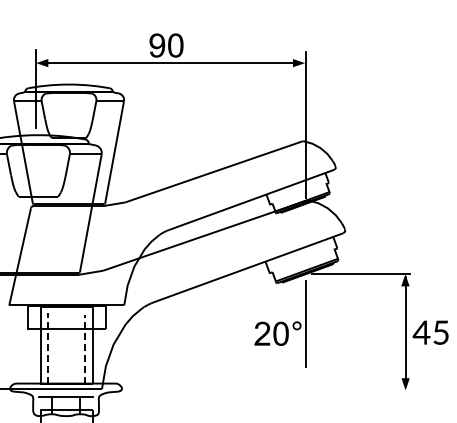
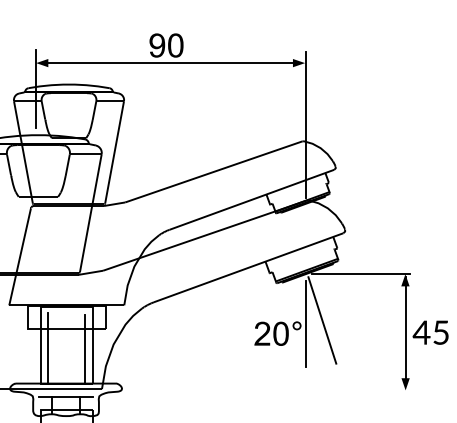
line: none -> present (322, 320)
line: dashed -> solid (47, 348)
line: dashed -> solid (85, 348)
